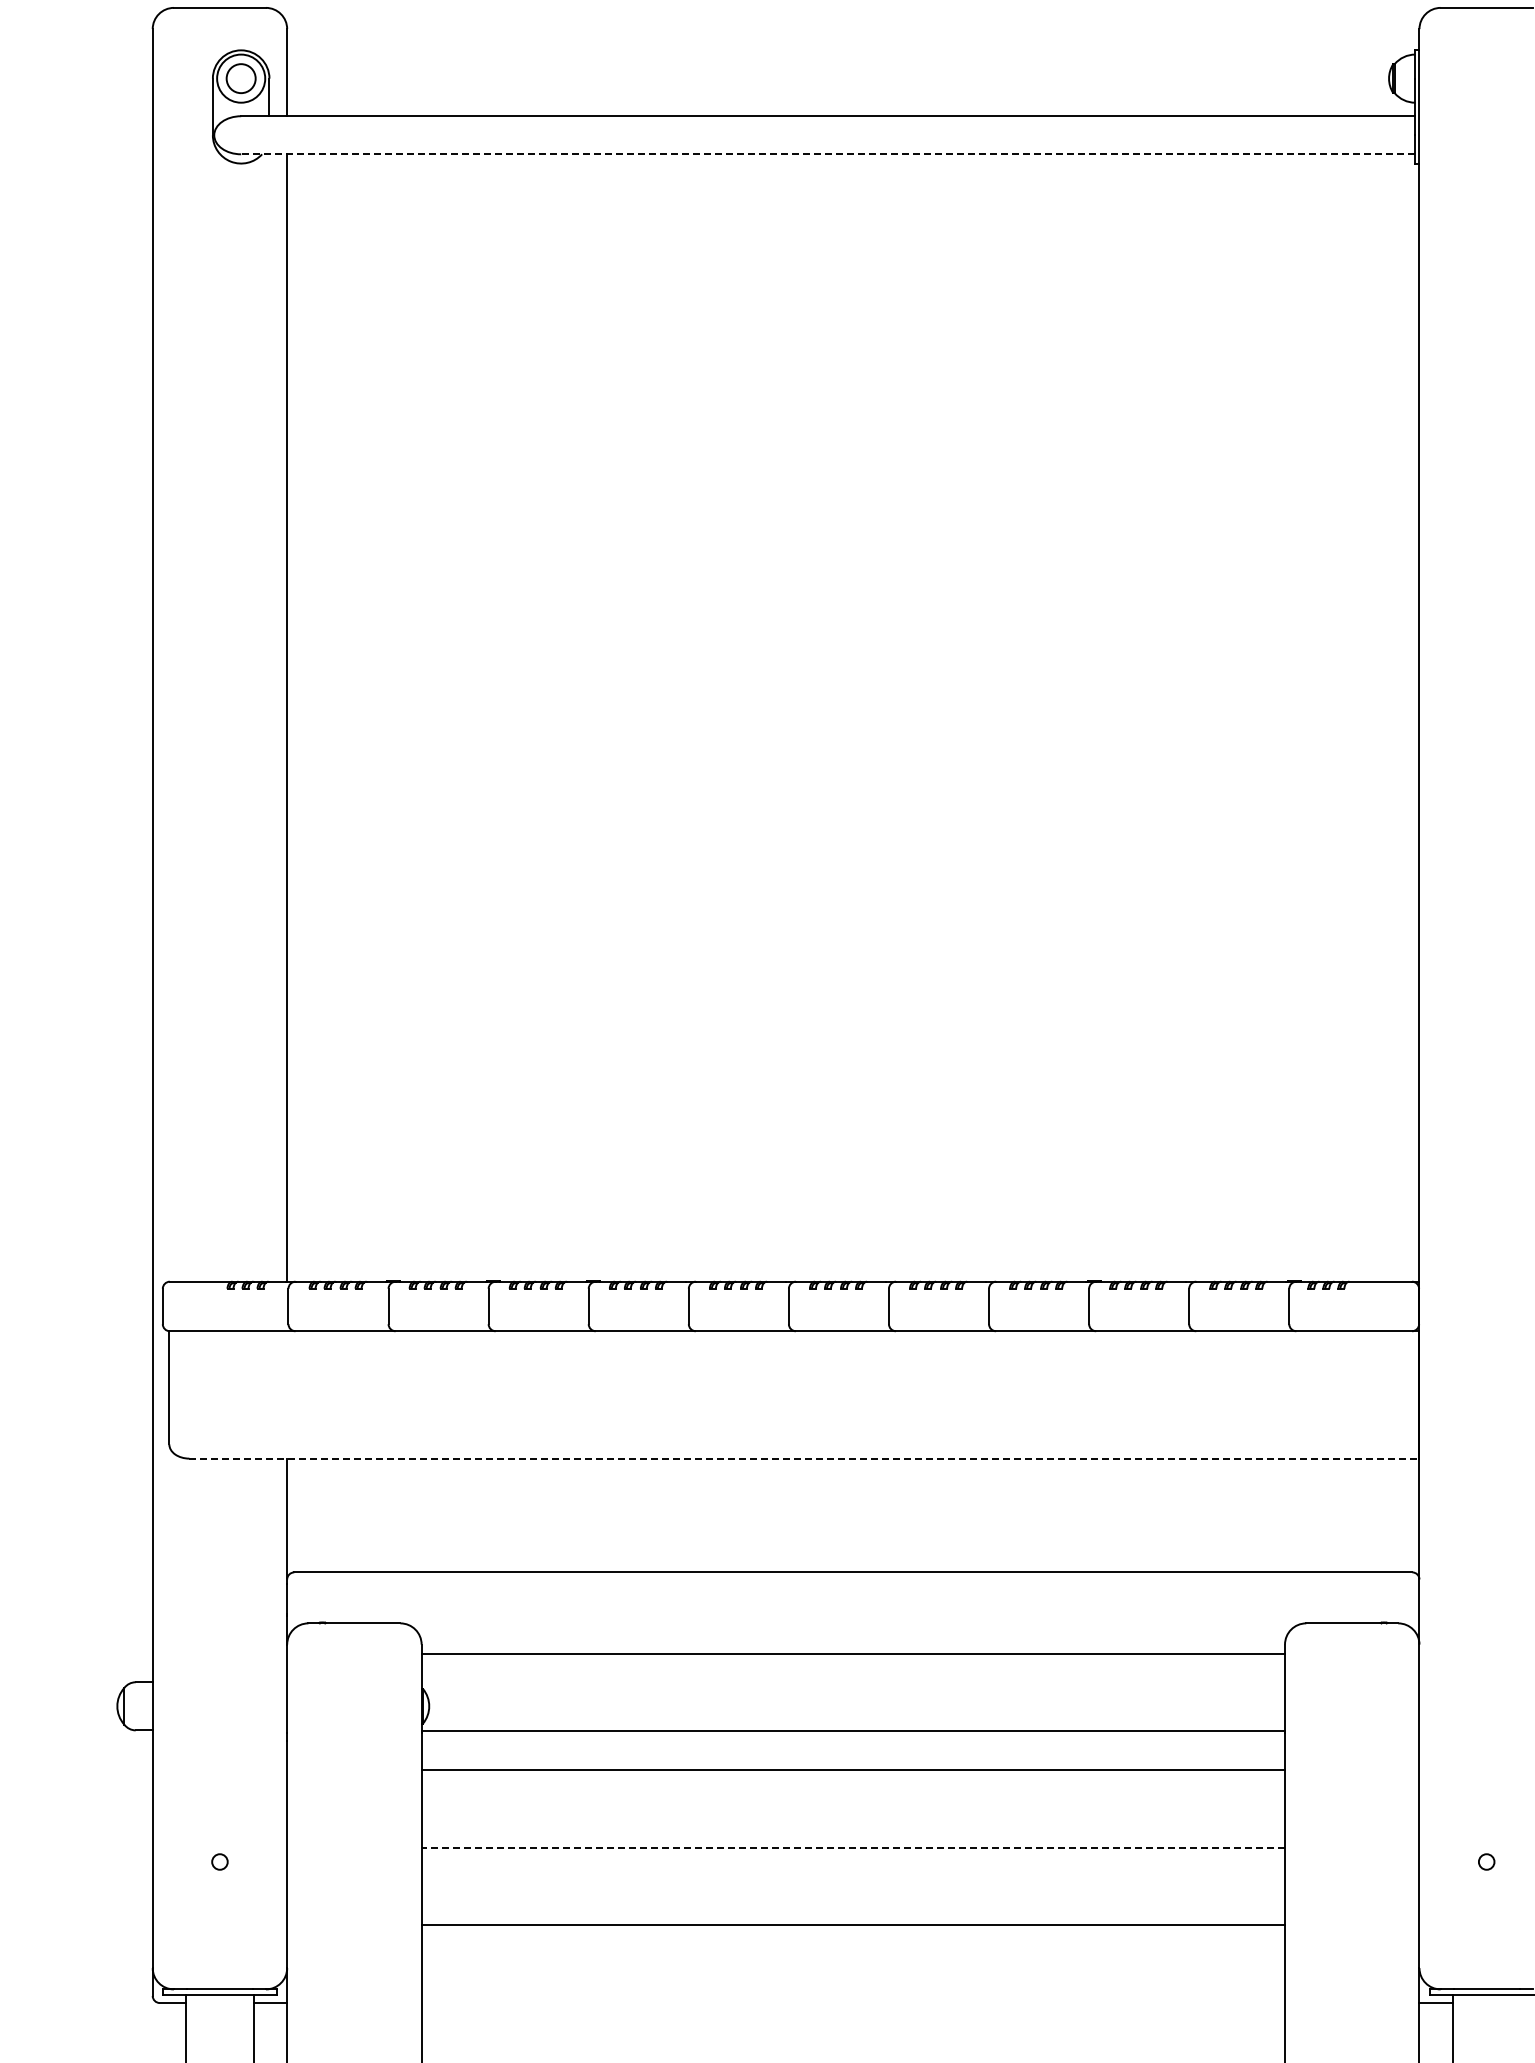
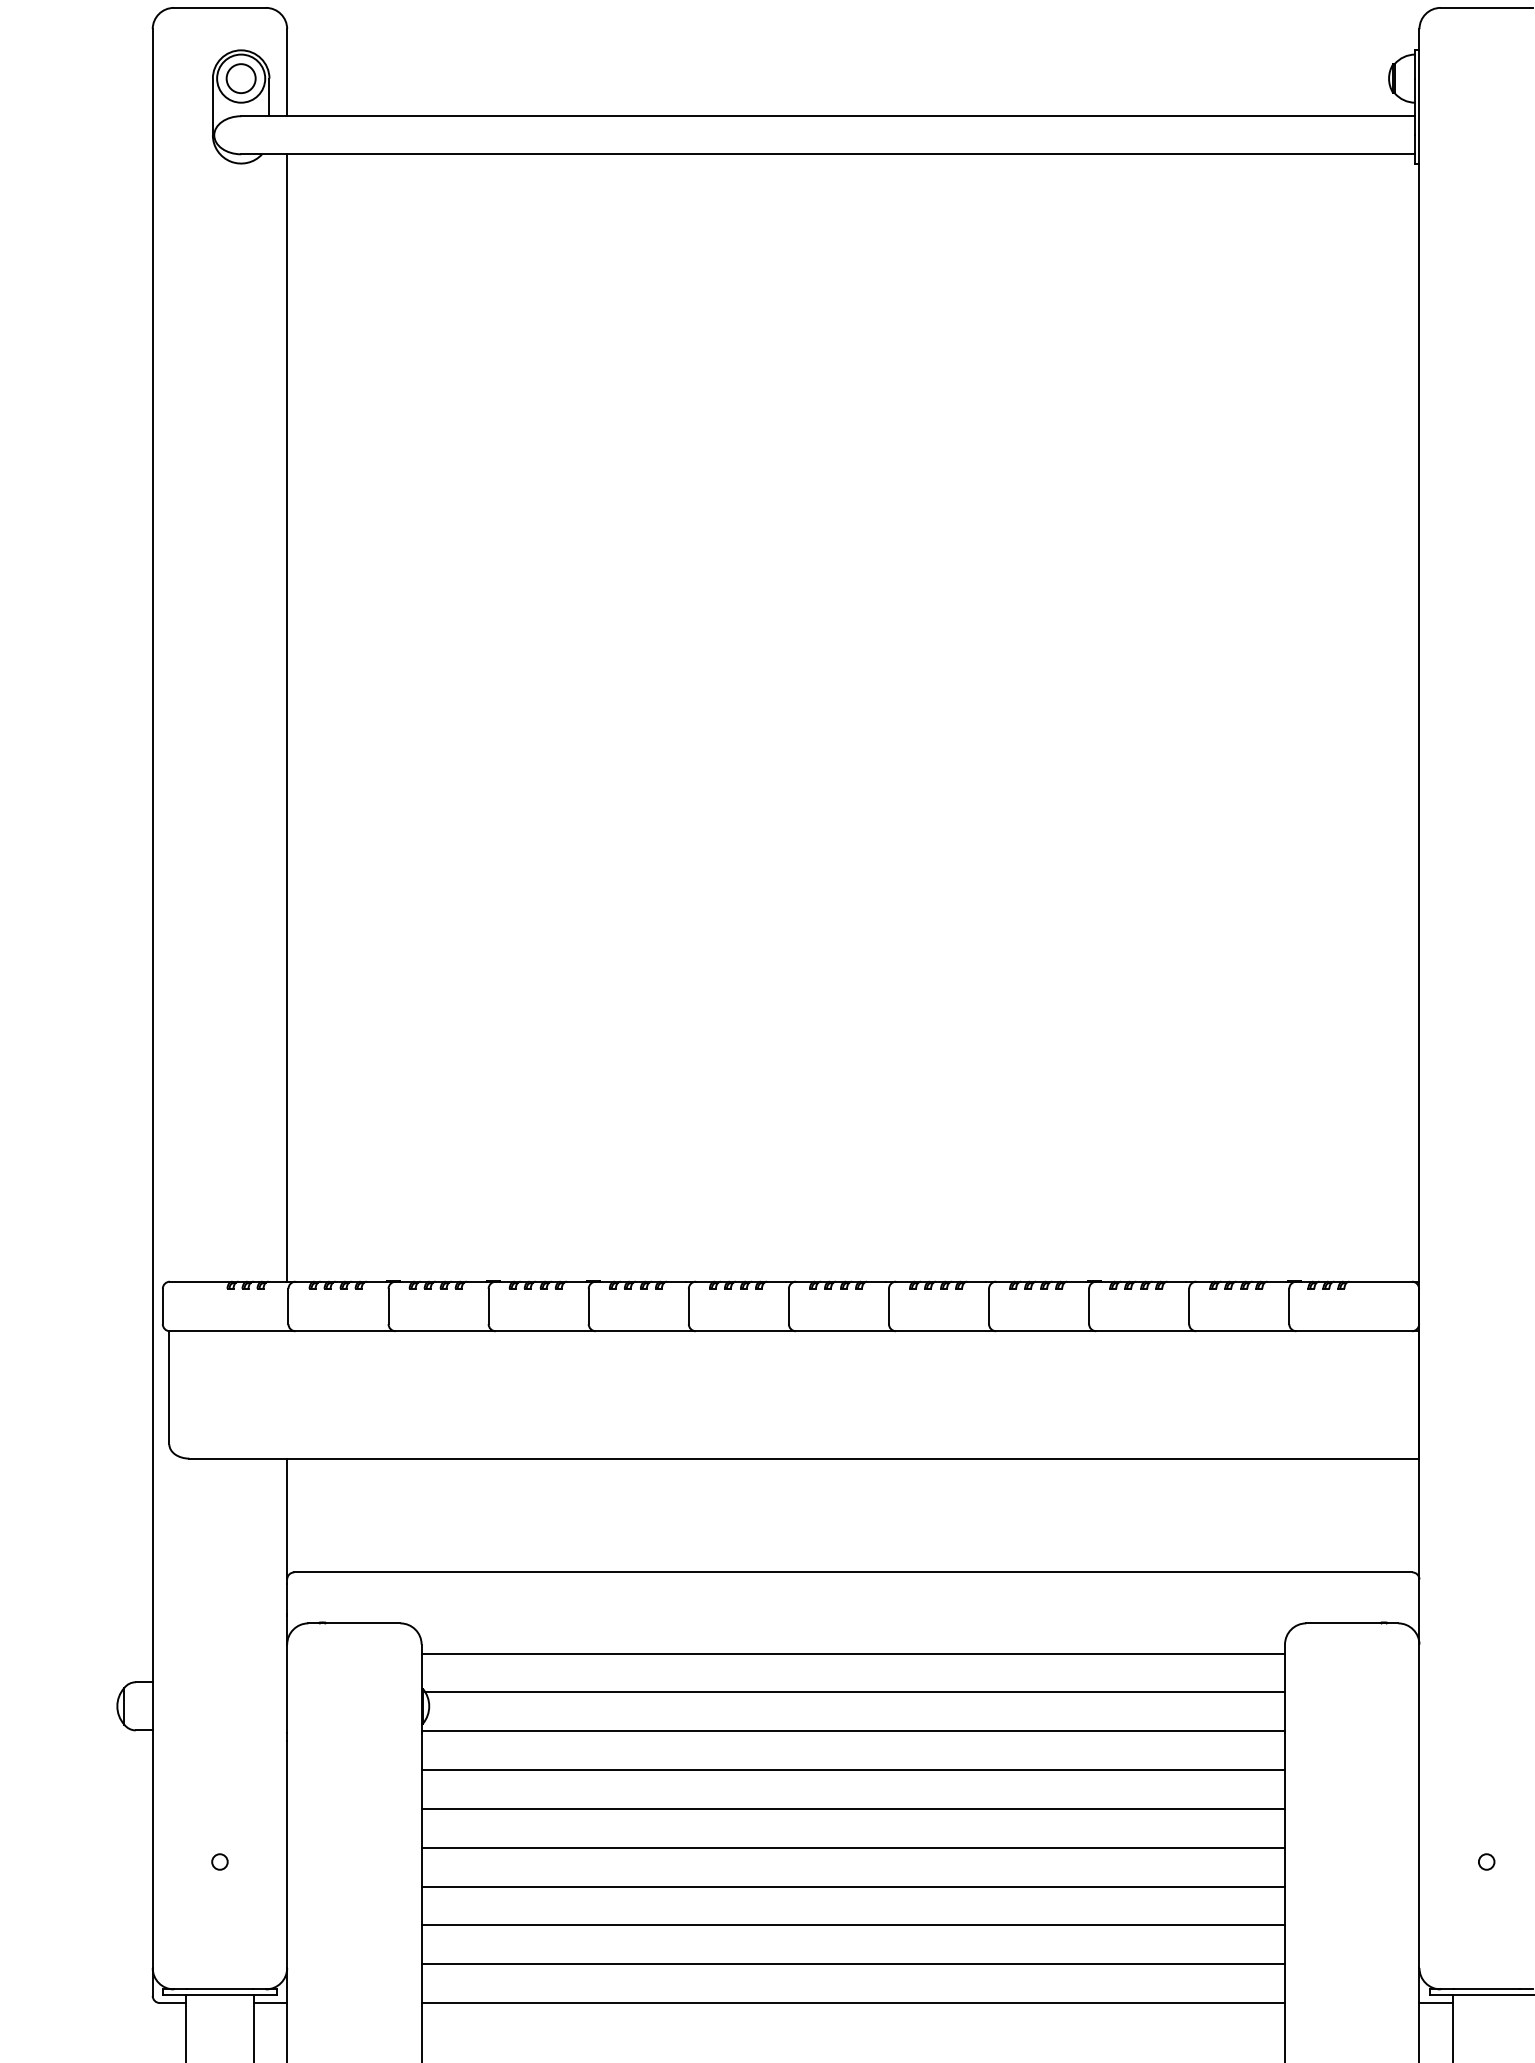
line: dashed -> solid (827, 154)
line: dashed -> solid (804, 1458)
line: none -> present (855, 1692)
line: none -> present (853, 1808)
line: dashed -> solid (853, 1847)
line: none -> present (853, 1886)
line: none -> present (853, 1964)
line: none -> present (853, 2003)
